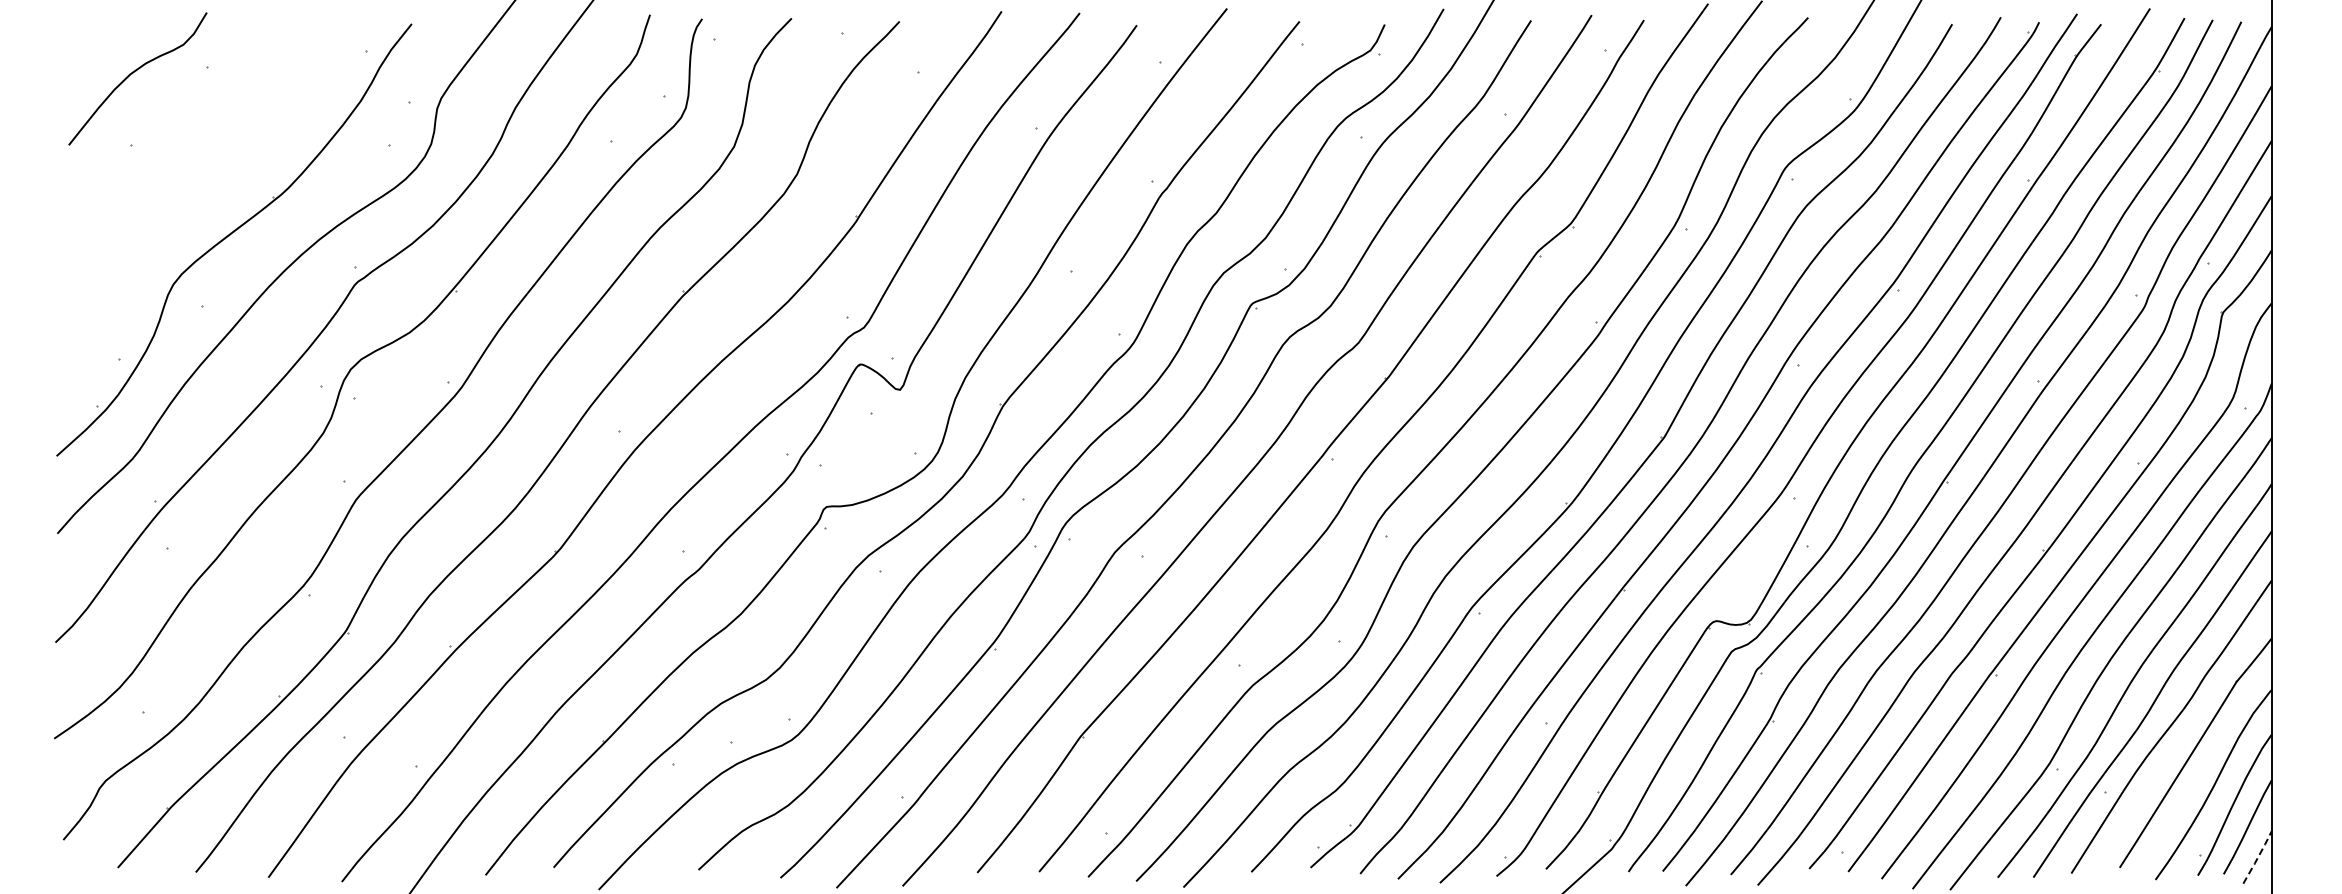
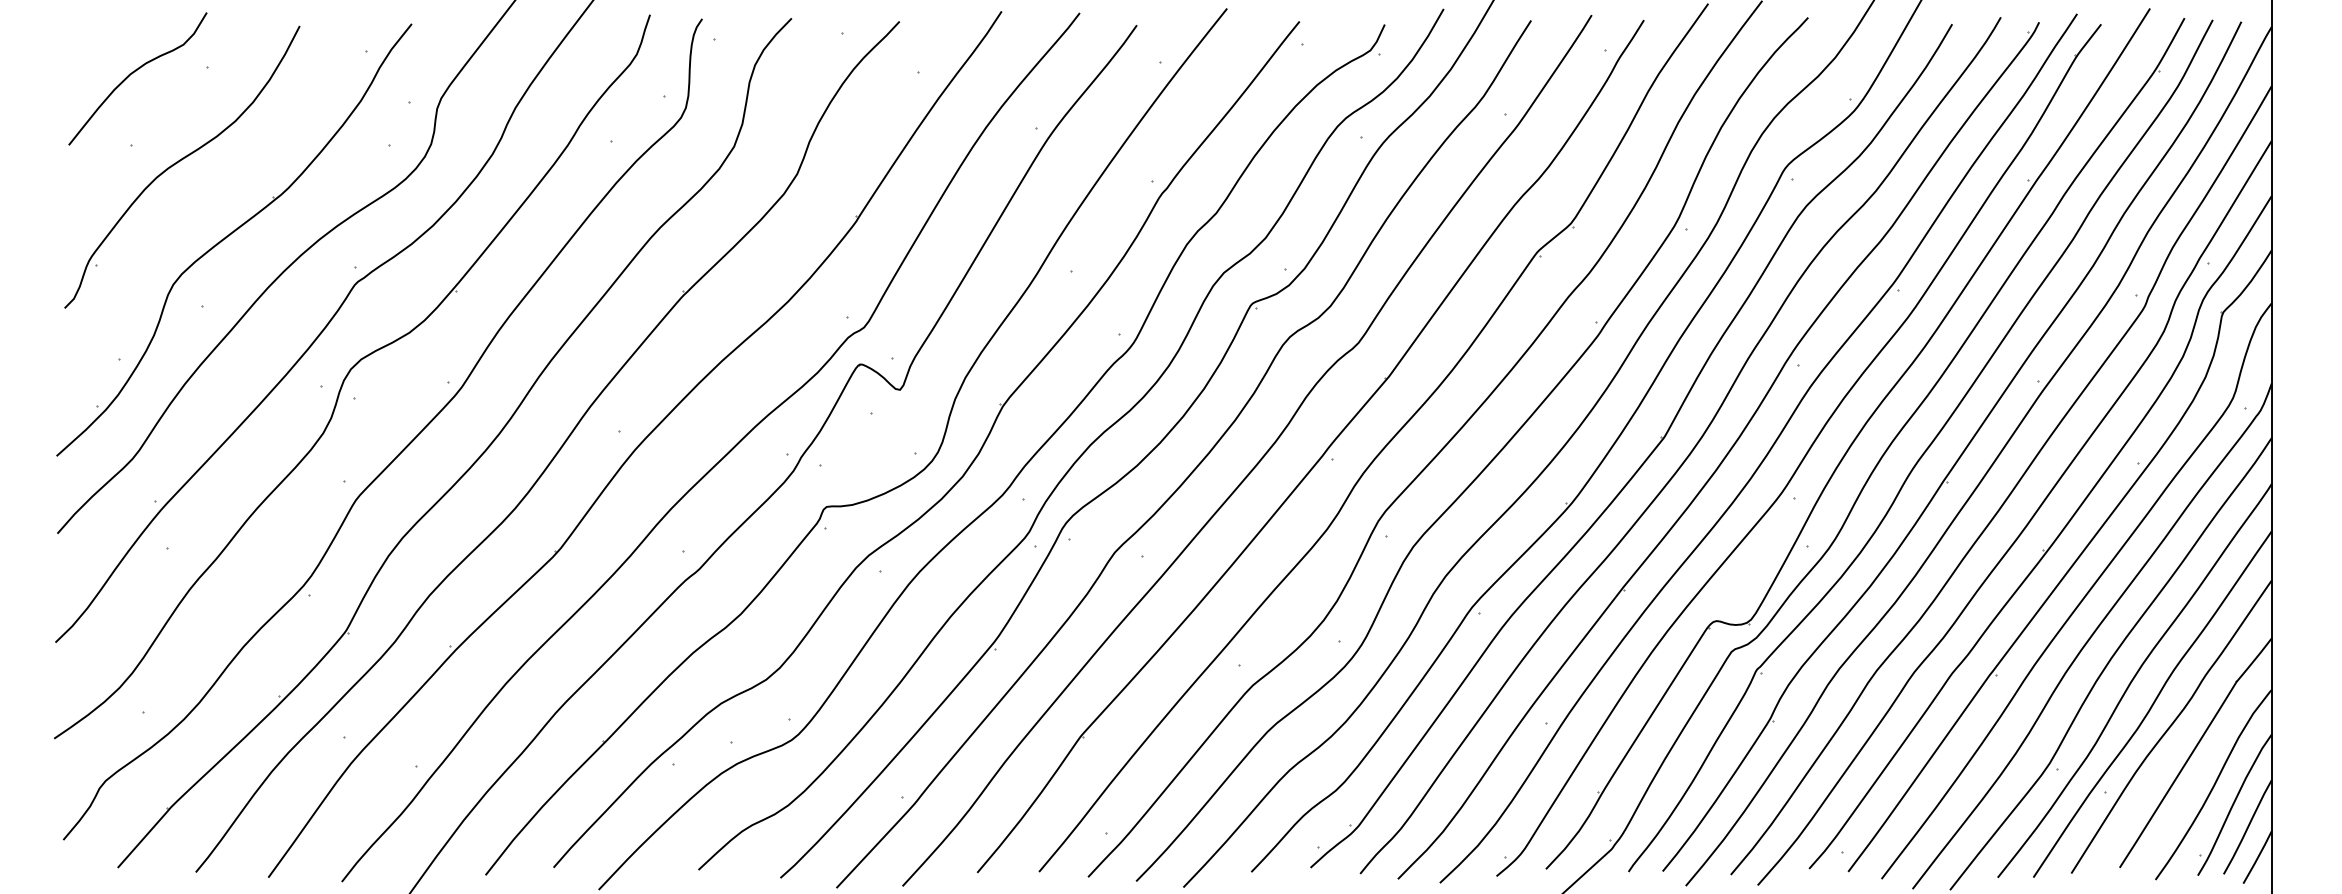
part: none -> present (182, 166)
line: dashed -> solid (2258, 857)
